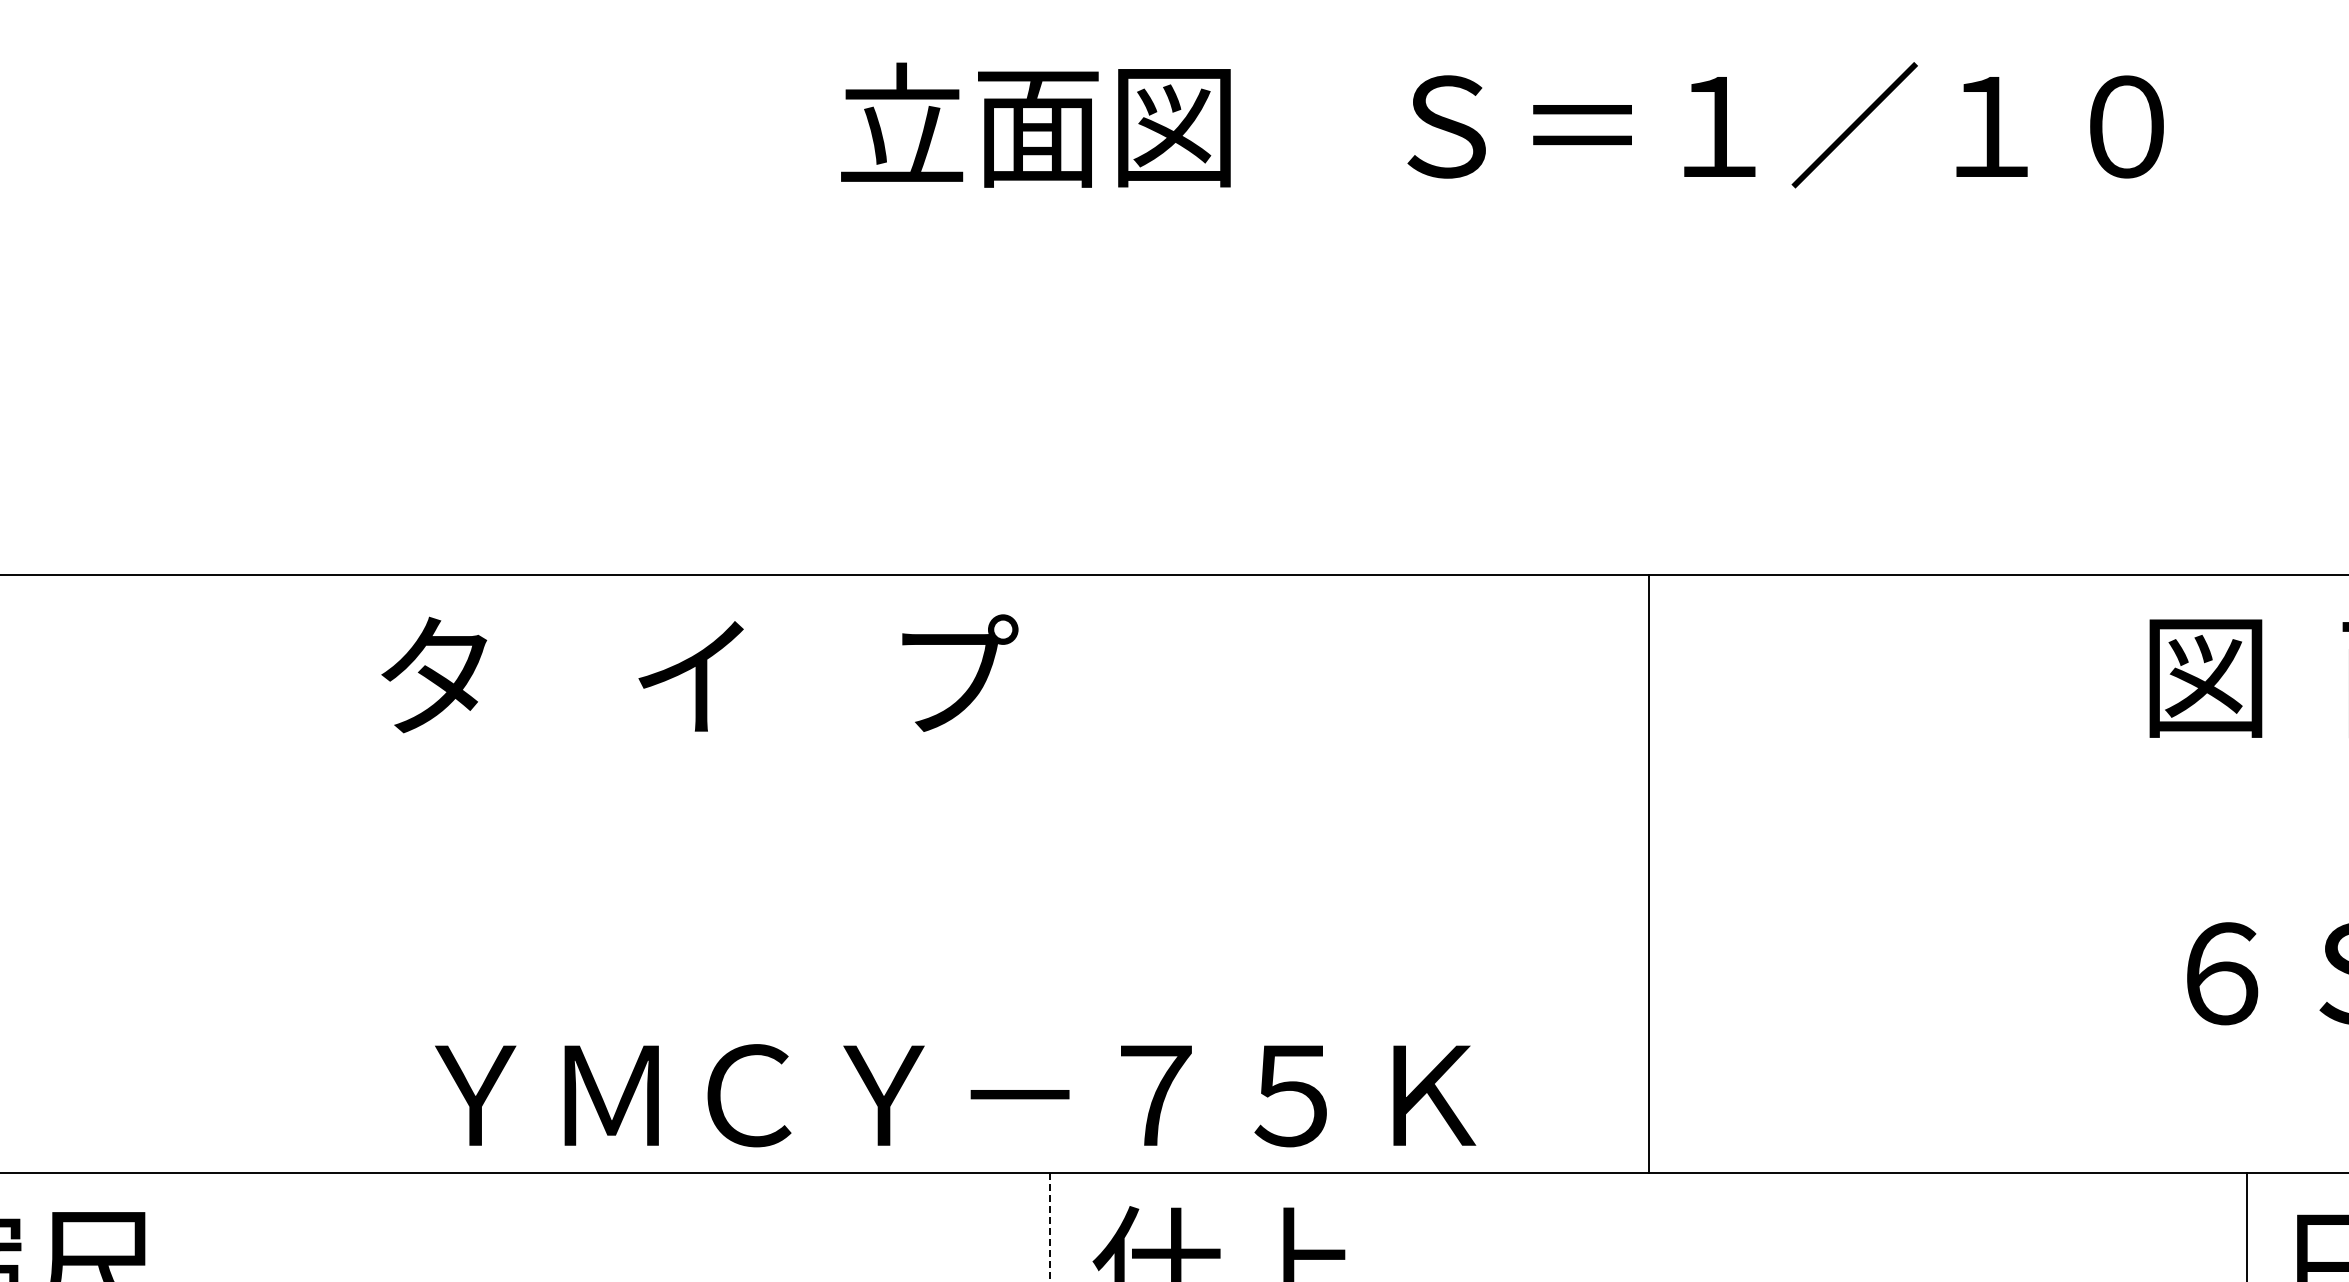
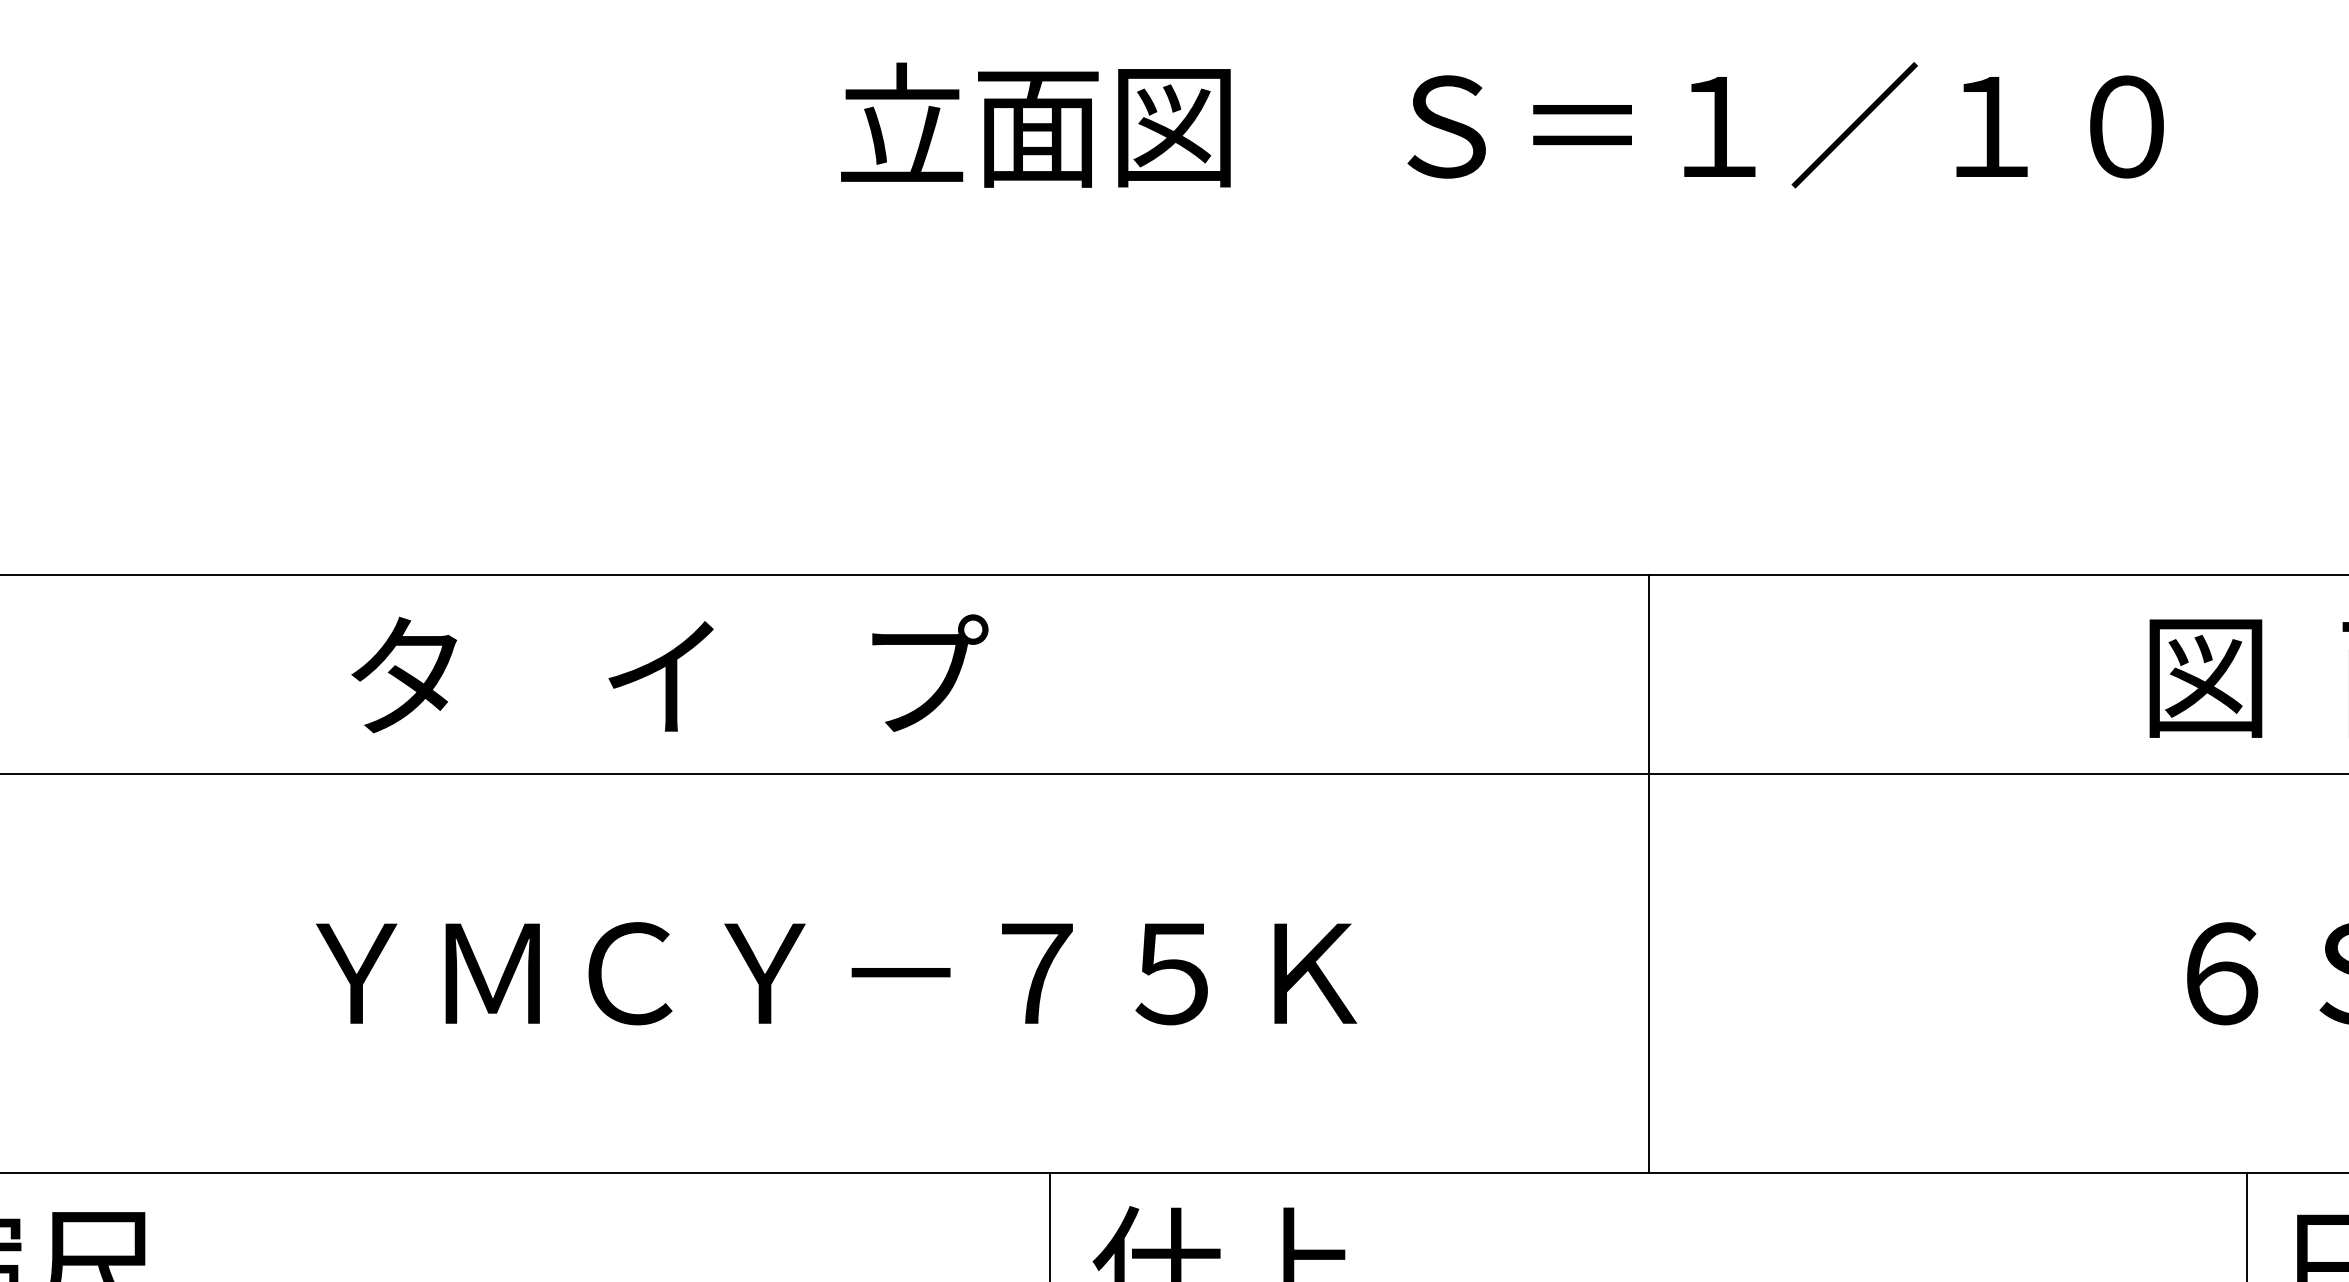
text position: (699, 673) -> (669, 673) (669, 673)
line: none -> present (1173, 774)
text position: (955, 1095) -> (836, 973) (836, 973)
line: dashed -> solid (1050, 1227)
